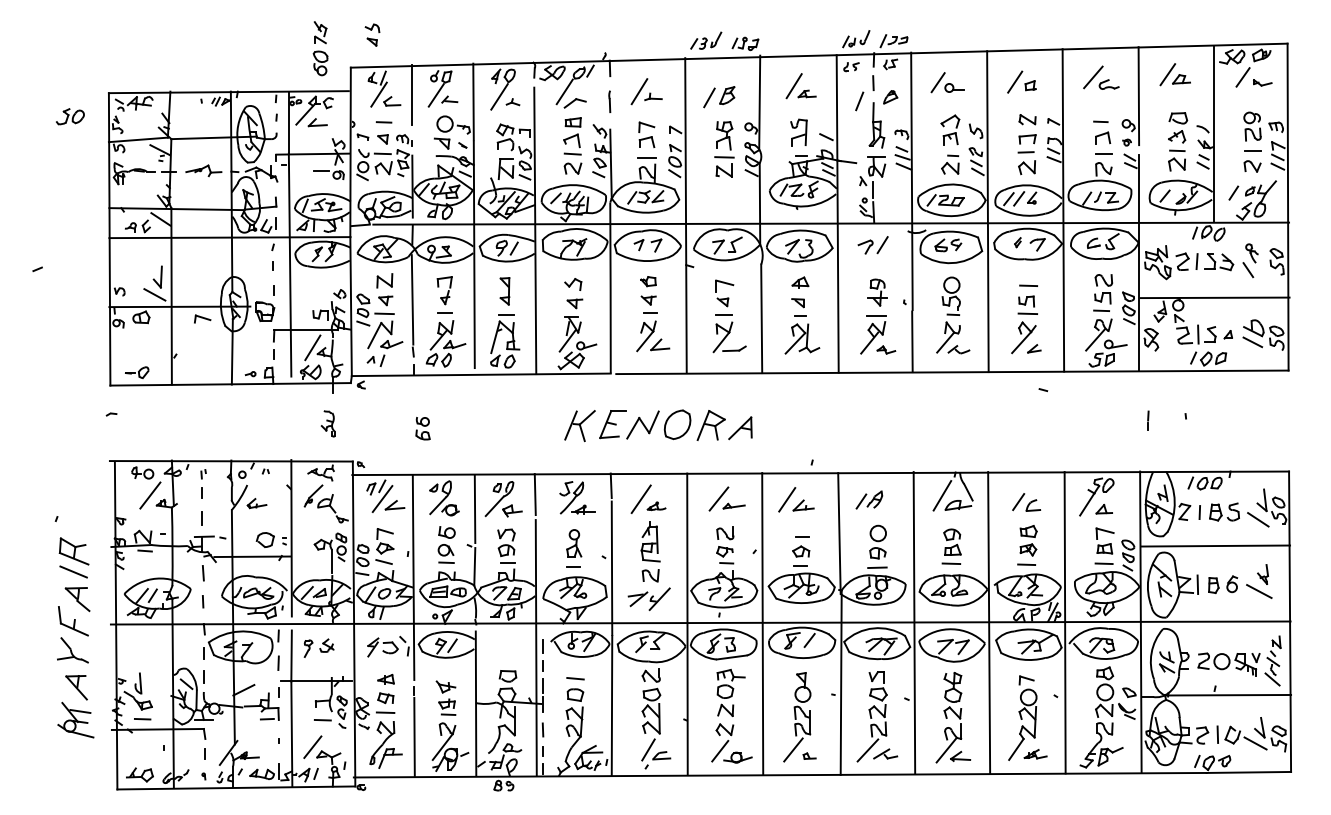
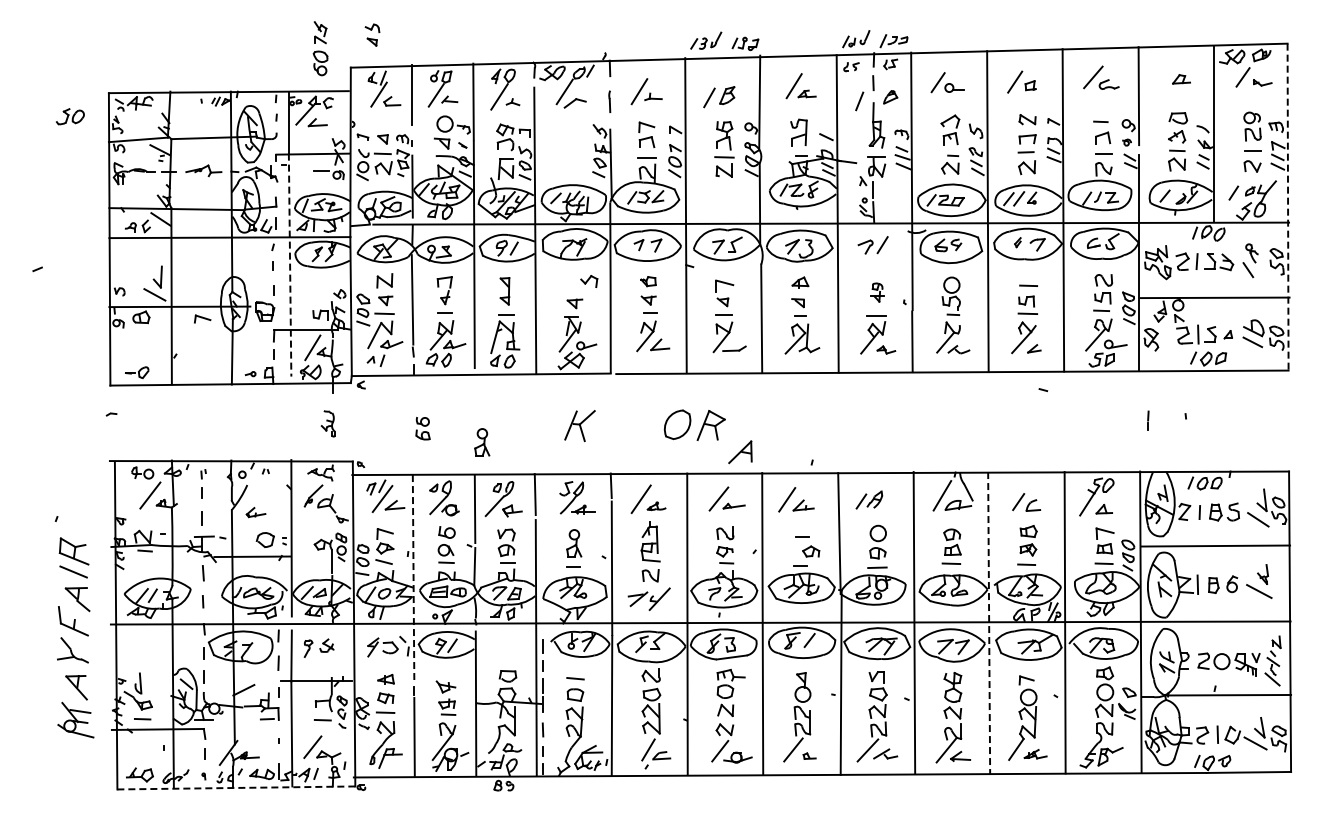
line: present -> none (1167, 74)
line: present -> none (383, 122)
part: present -> none (572, 145)
line: solid -> dashed (1288, 207)
line: solid -> dashed (290, 265)
part position: (573, 284) -> (589, 281) (589, 281)
part size: 21x29 px -> 15x21 px (877, 292)
part: present -> none (629, 424)
part position: (740, 428) -> (740, 452) (740, 452)
part: none -> present (482, 442)
part position: (256, 503) -> (255, 512) (255, 512)
part position: (801, 551) -> (811, 551) (811, 551)
line: solid -> dashed (413, 578)
line: solid -> dashed (989, 623)
line: solid -> dashed (236, 787)
